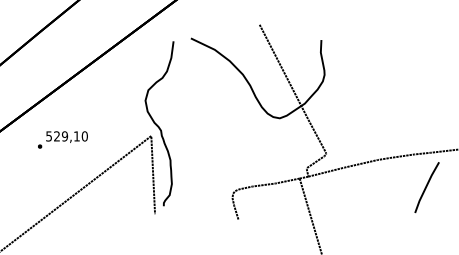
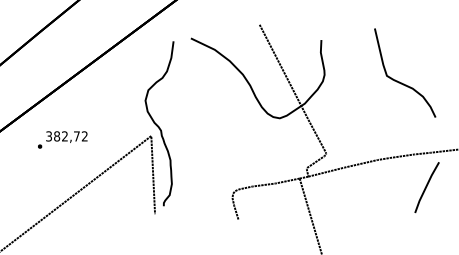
curve: none -> present (401, 82)
text: 529,10 -> 382,72 (66, 136)
